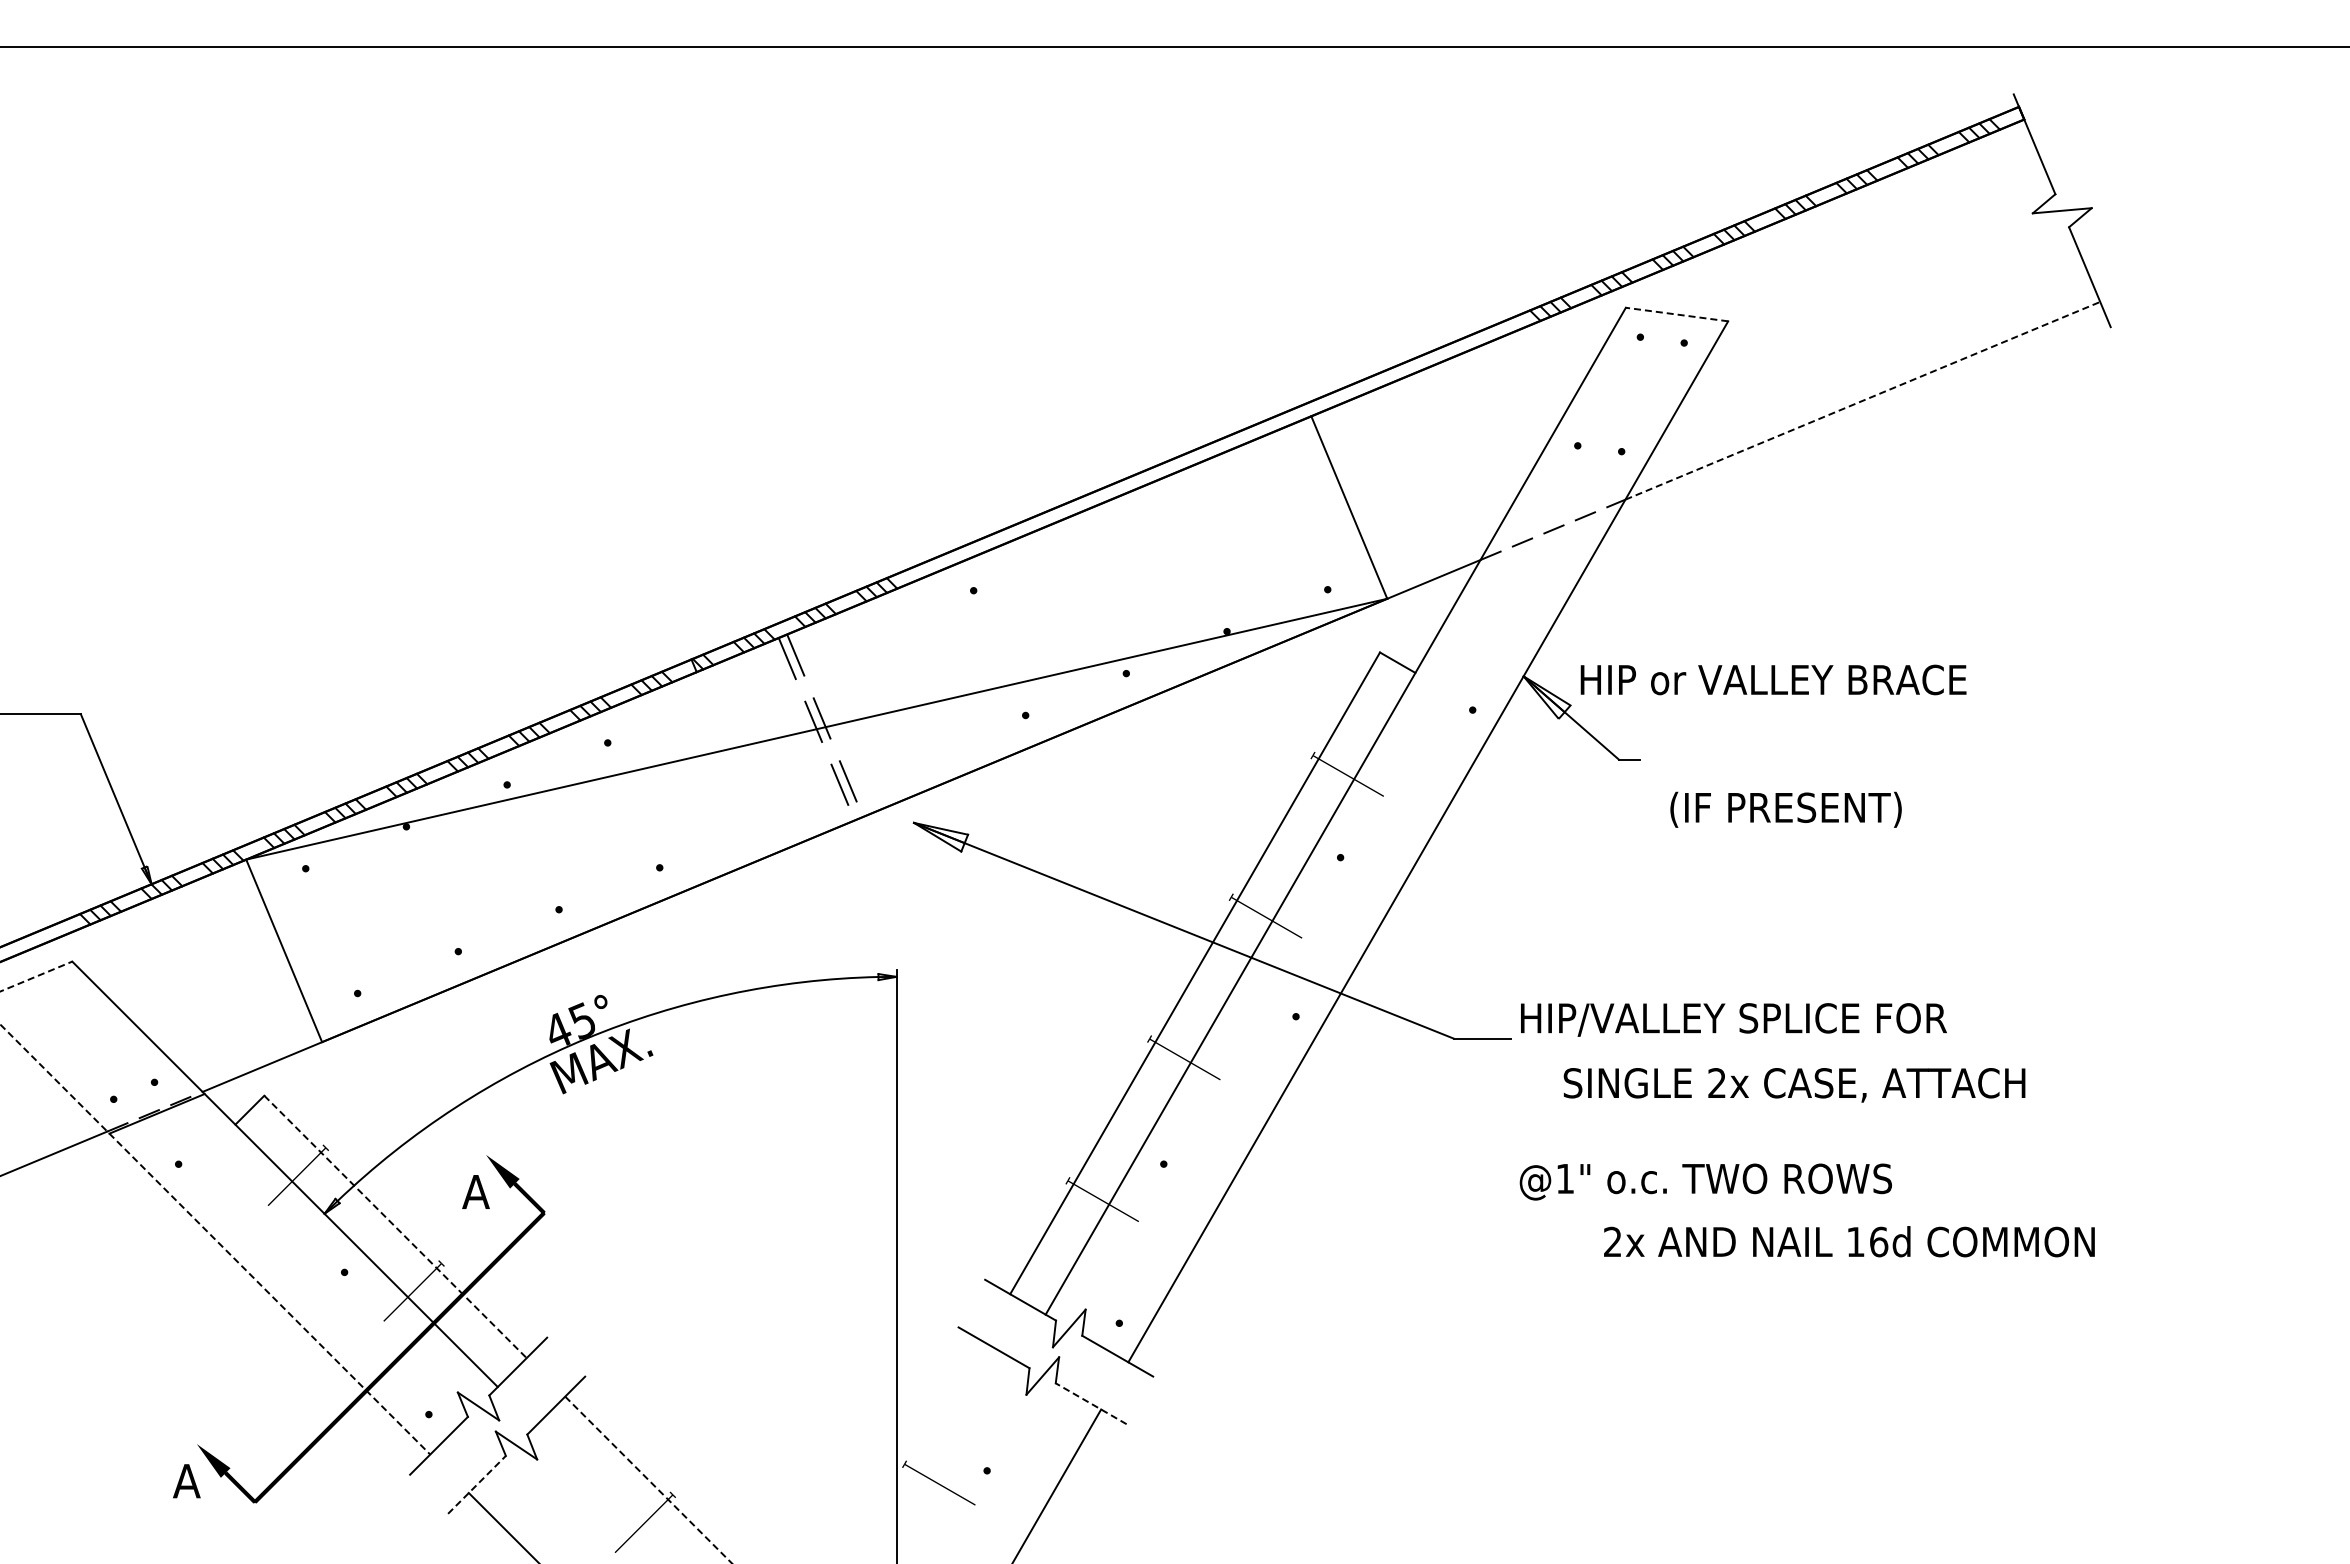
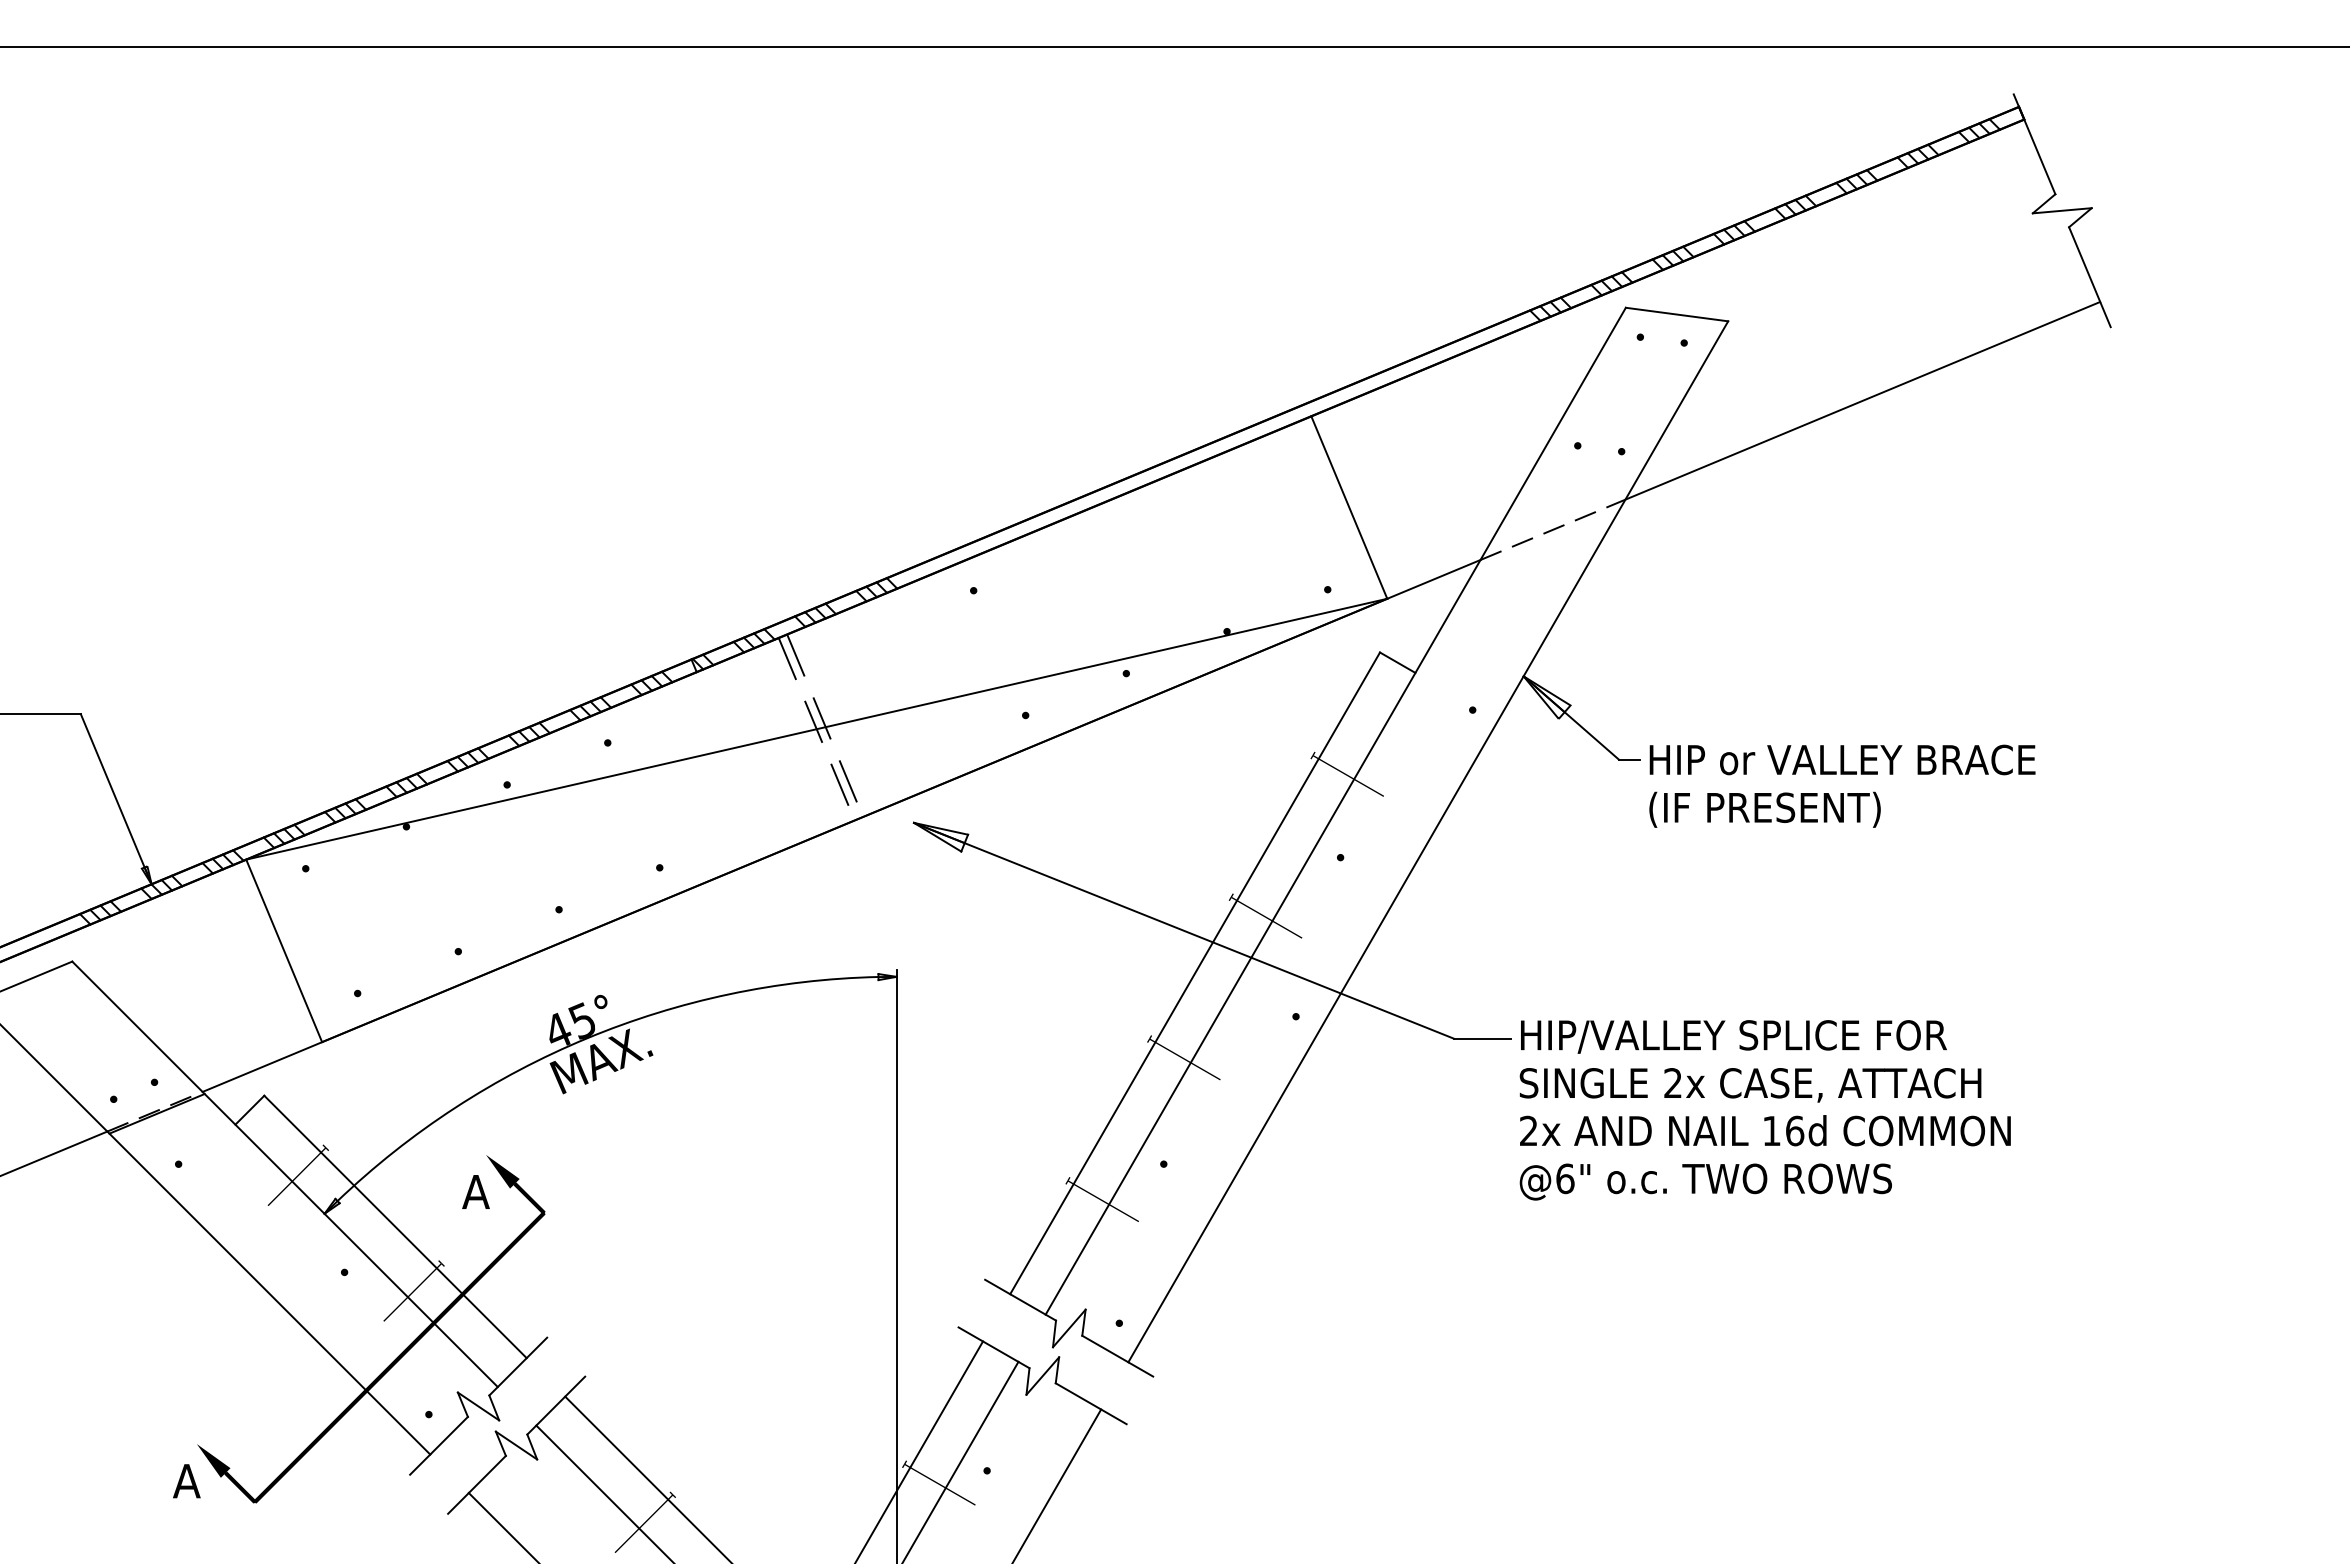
line: dashed -> solid (1677, 314)
line: dashed -> solid (1863, 400)
text position: (1773, 679) -> (1842, 759) (1842, 759)
text position: (1785, 809) -> (1764, 809) (1764, 809)
line: dashed -> solid (36, 976)
text position: (1733, 1019) -> (1733, 1036) (1733, 1036)
text position: (1794, 1085) -> (1750, 1085) (1750, 1085)
text: @1" -> @6" (1565, 1178)
line: dashed -> solid (395, 1226)
line: dashed -> solid (215, 1239)
text position: (1849, 1241) -> (1765, 1130) (1765, 1130)
line: dashed -> solid (1091, 1403)
line: none -> present (919, 1450)
line: none -> present (961, 1460)
line: dashed -> solid (648, 1480)
line: dashed -> solid (477, 1484)
line: none -> present (603, 1492)
